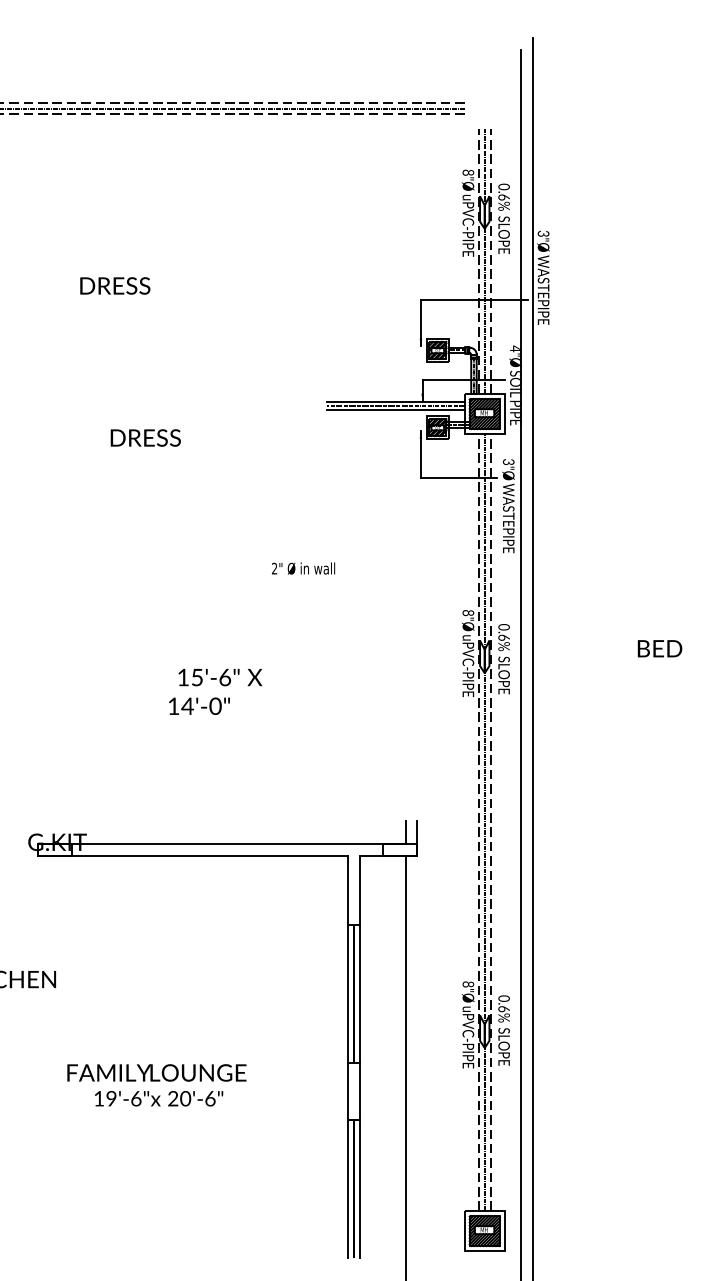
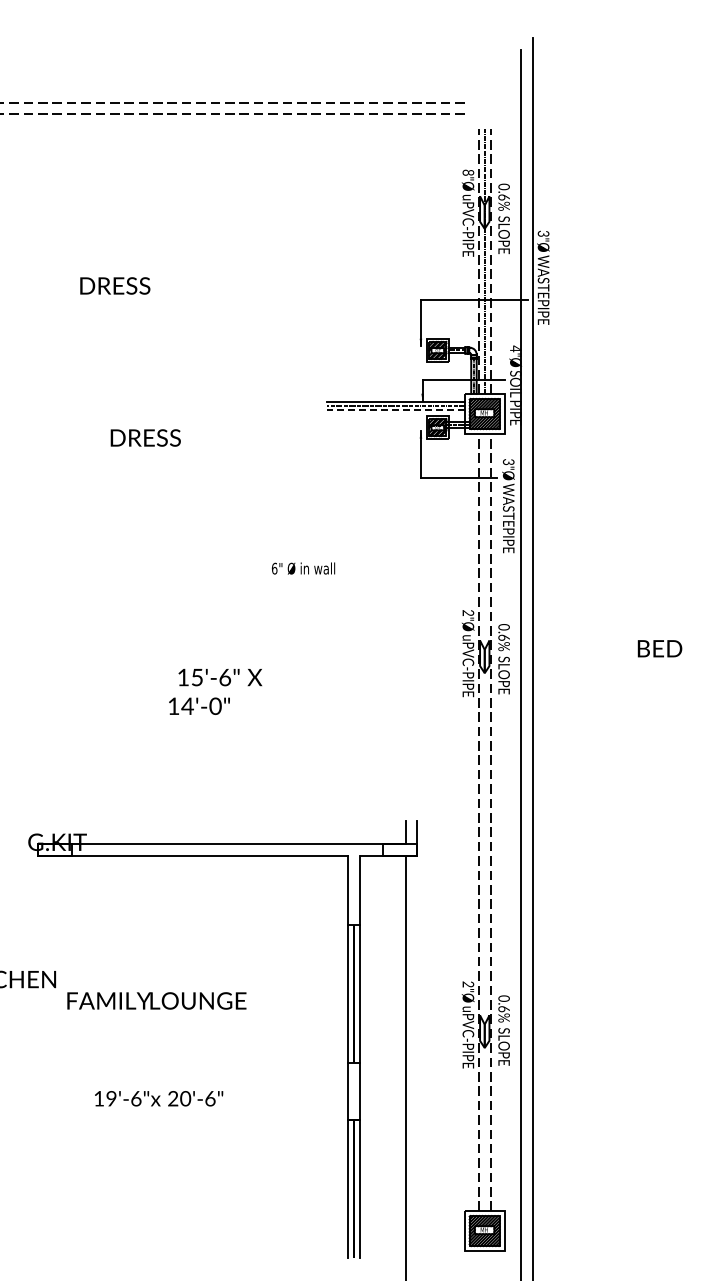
line: present -> none (233, 108)
line: solid -> dashed (395, 410)
text: 2" -> 6" (274, 568)
text: 8"Ø -> 2"Ø (466, 613)
line: present -> none (484, 822)
text: 8"Ø -> 2"Ø (467, 984)
text position: (156, 1072) -> (156, 1000) (156, 1000)
